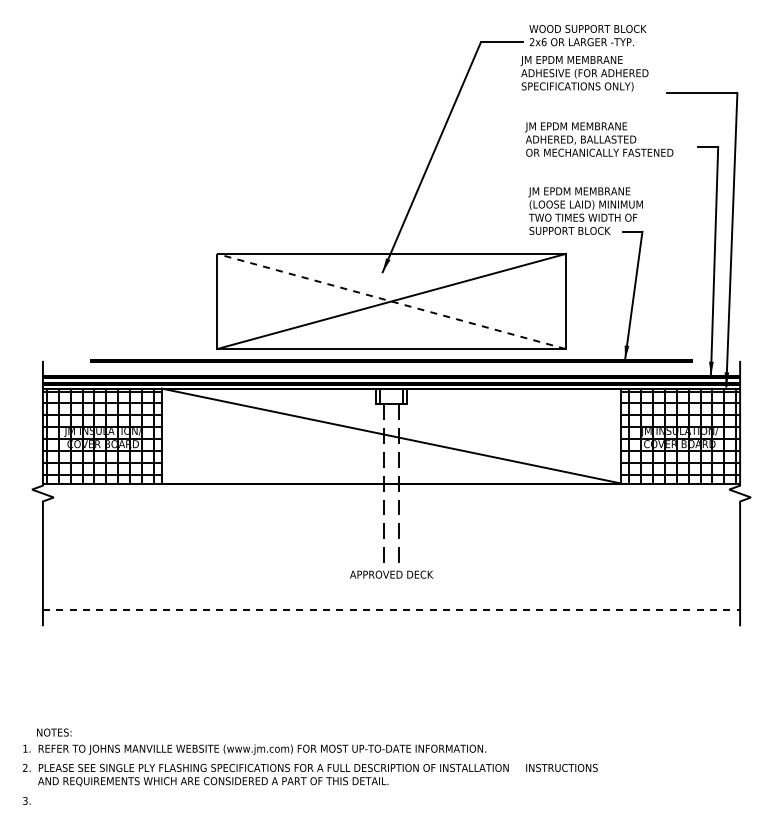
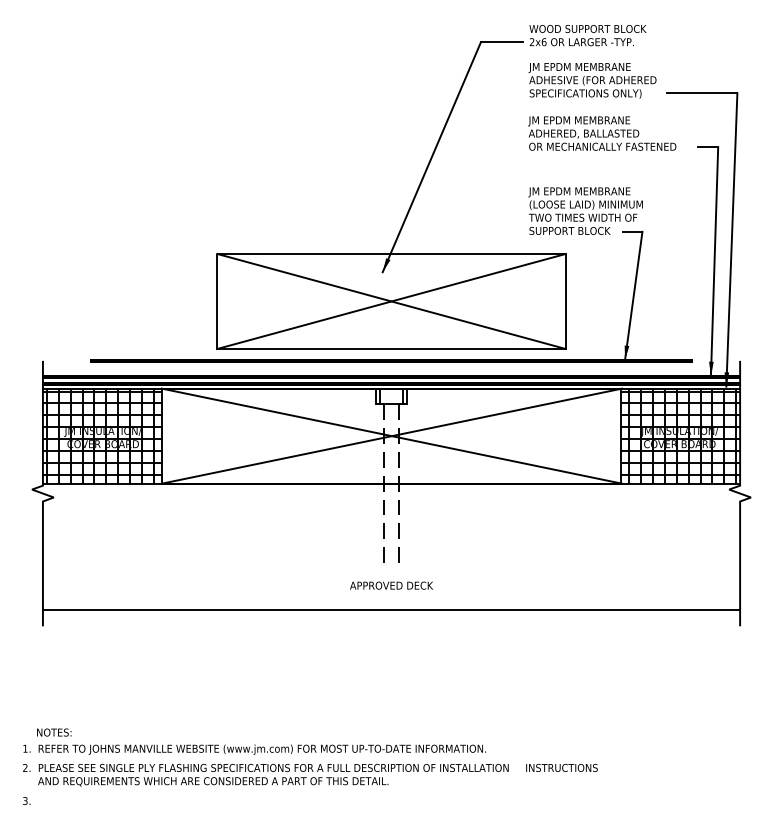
text position: (584, 73) -> (592, 80) (592, 80)
text position: (599, 139) -> (602, 133) (602, 133)
line: dashed -> solid (391, 301)
line: none -> present (391, 435)
text position: (391, 574) -> (391, 585) (391, 585)
line: dashed -> solid (391, 610)
